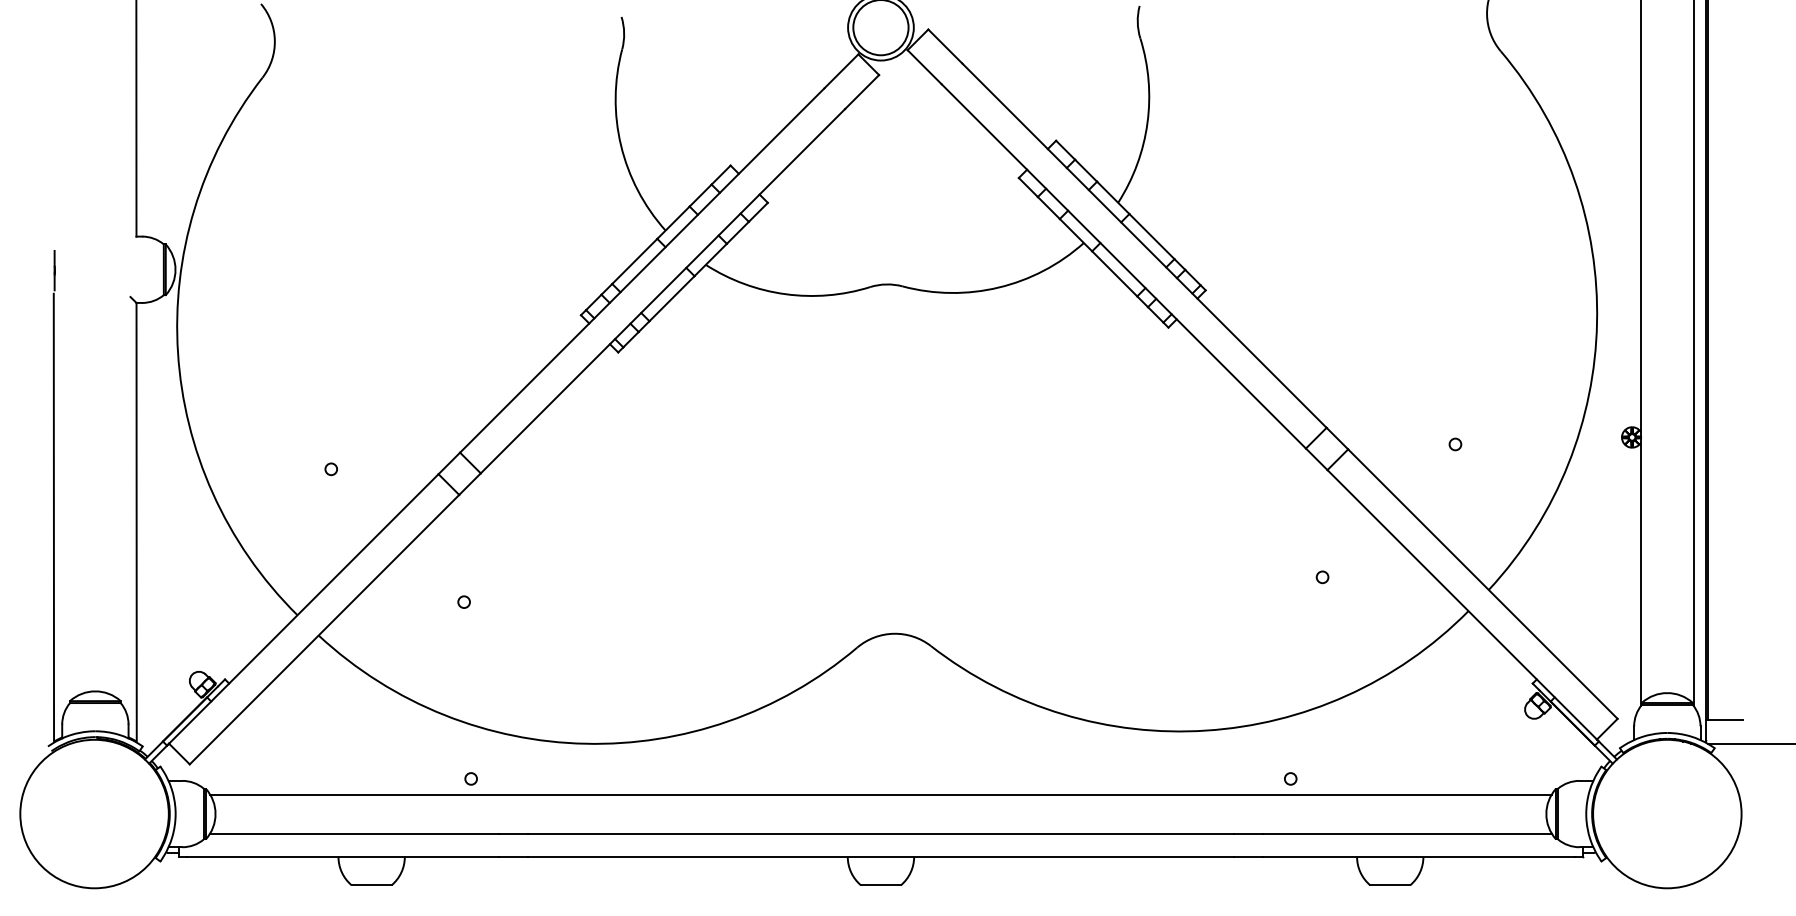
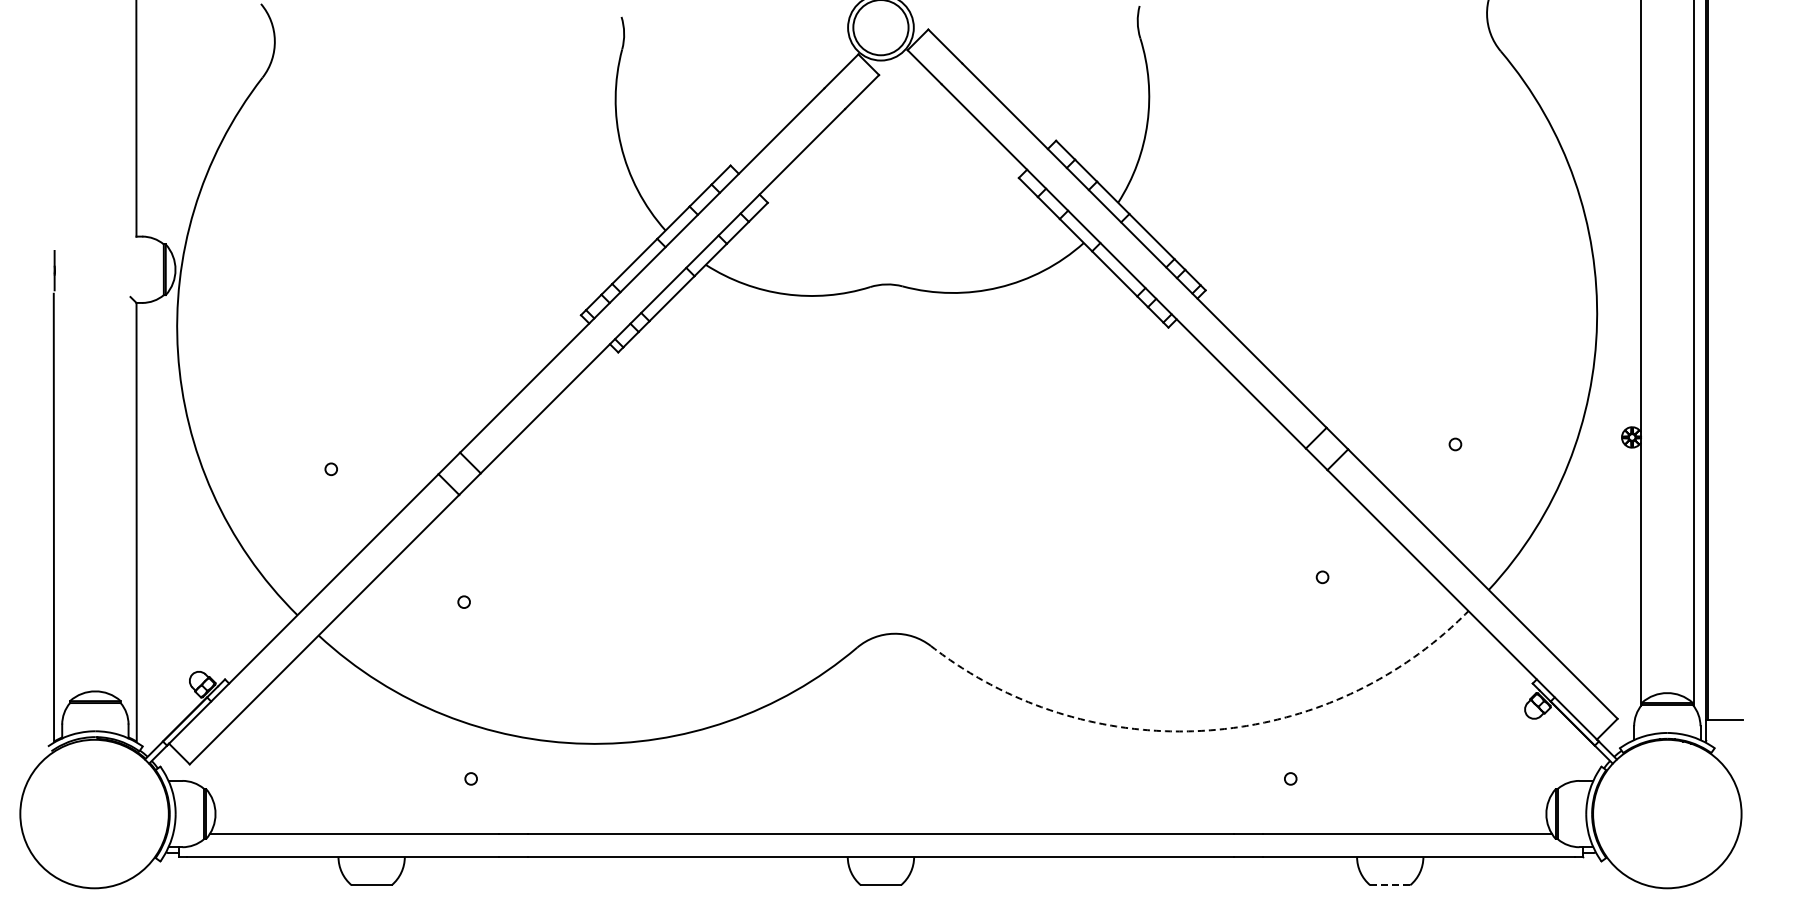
arc: solid -> dashed (1206, 730)
line: present -> none (1749, 743)
line: present -> none (880, 794)
line: solid -> dashed (1390, 885)
